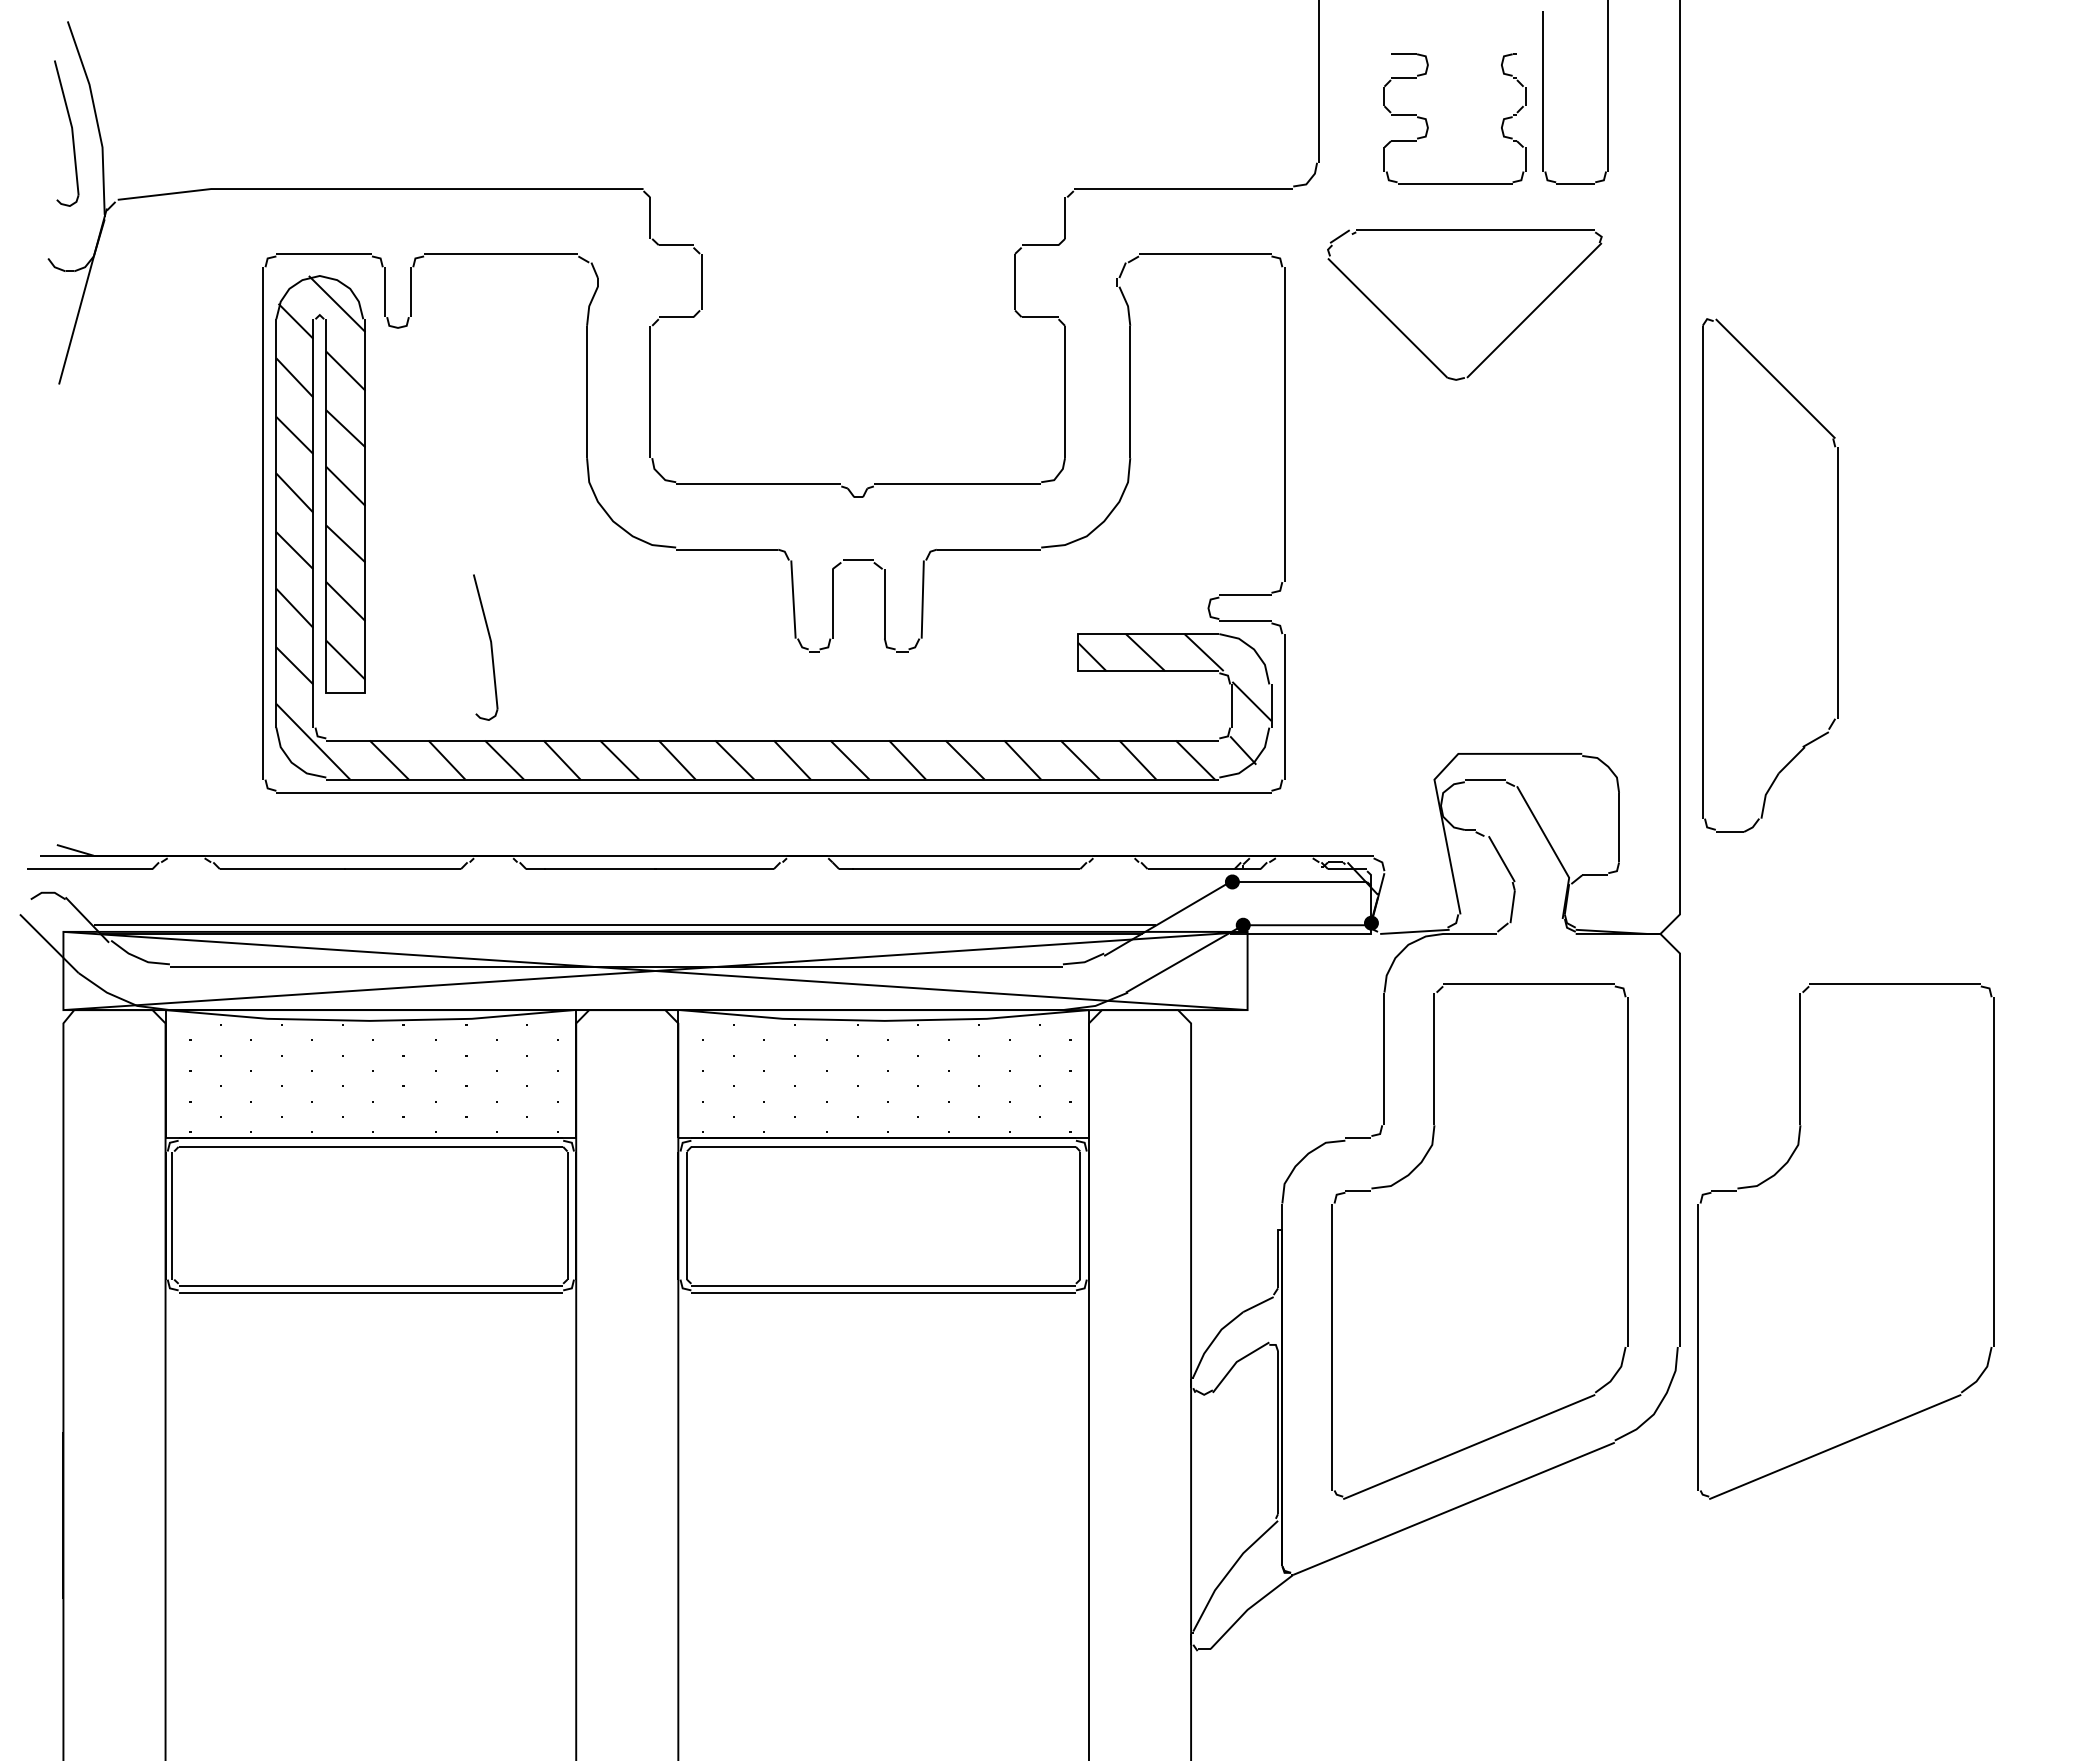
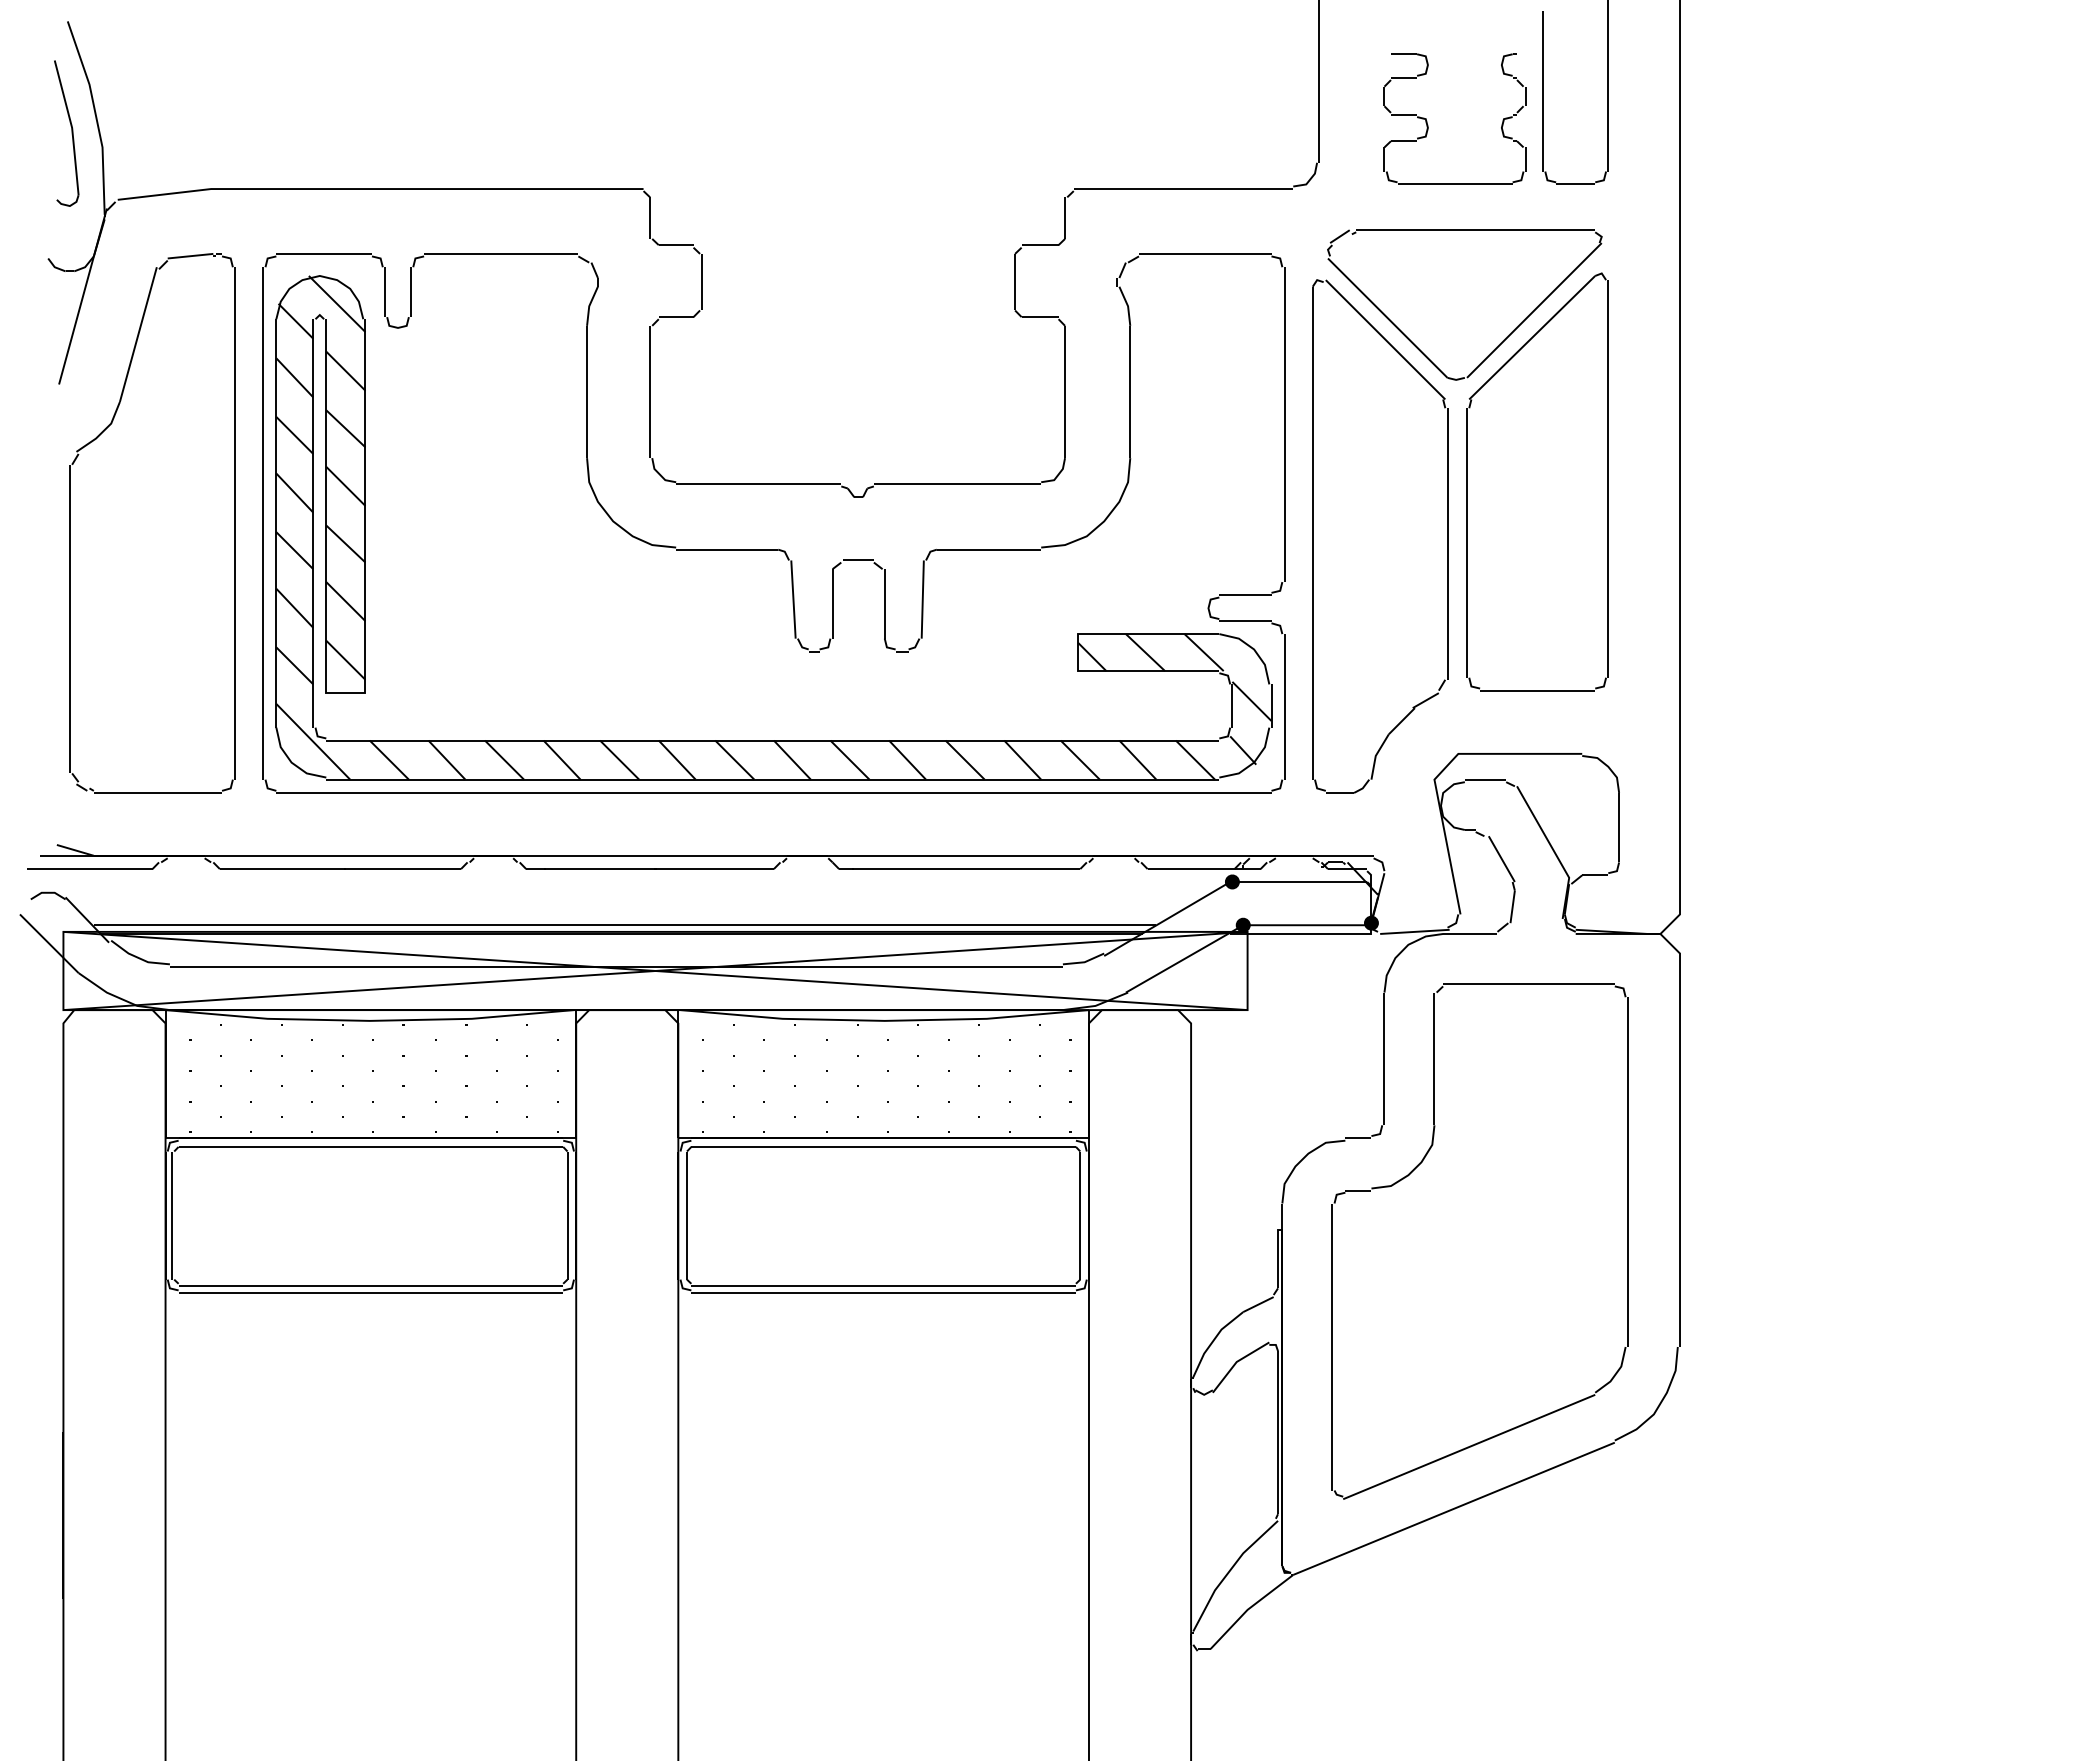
part: none -> present (1537, 481)
part: none -> present (70, 523)
part position: (1703, 575) -> (1313, 536) (1313, 536)
part: present -> none (485, 647)
part: present -> none (1777, 1173)
